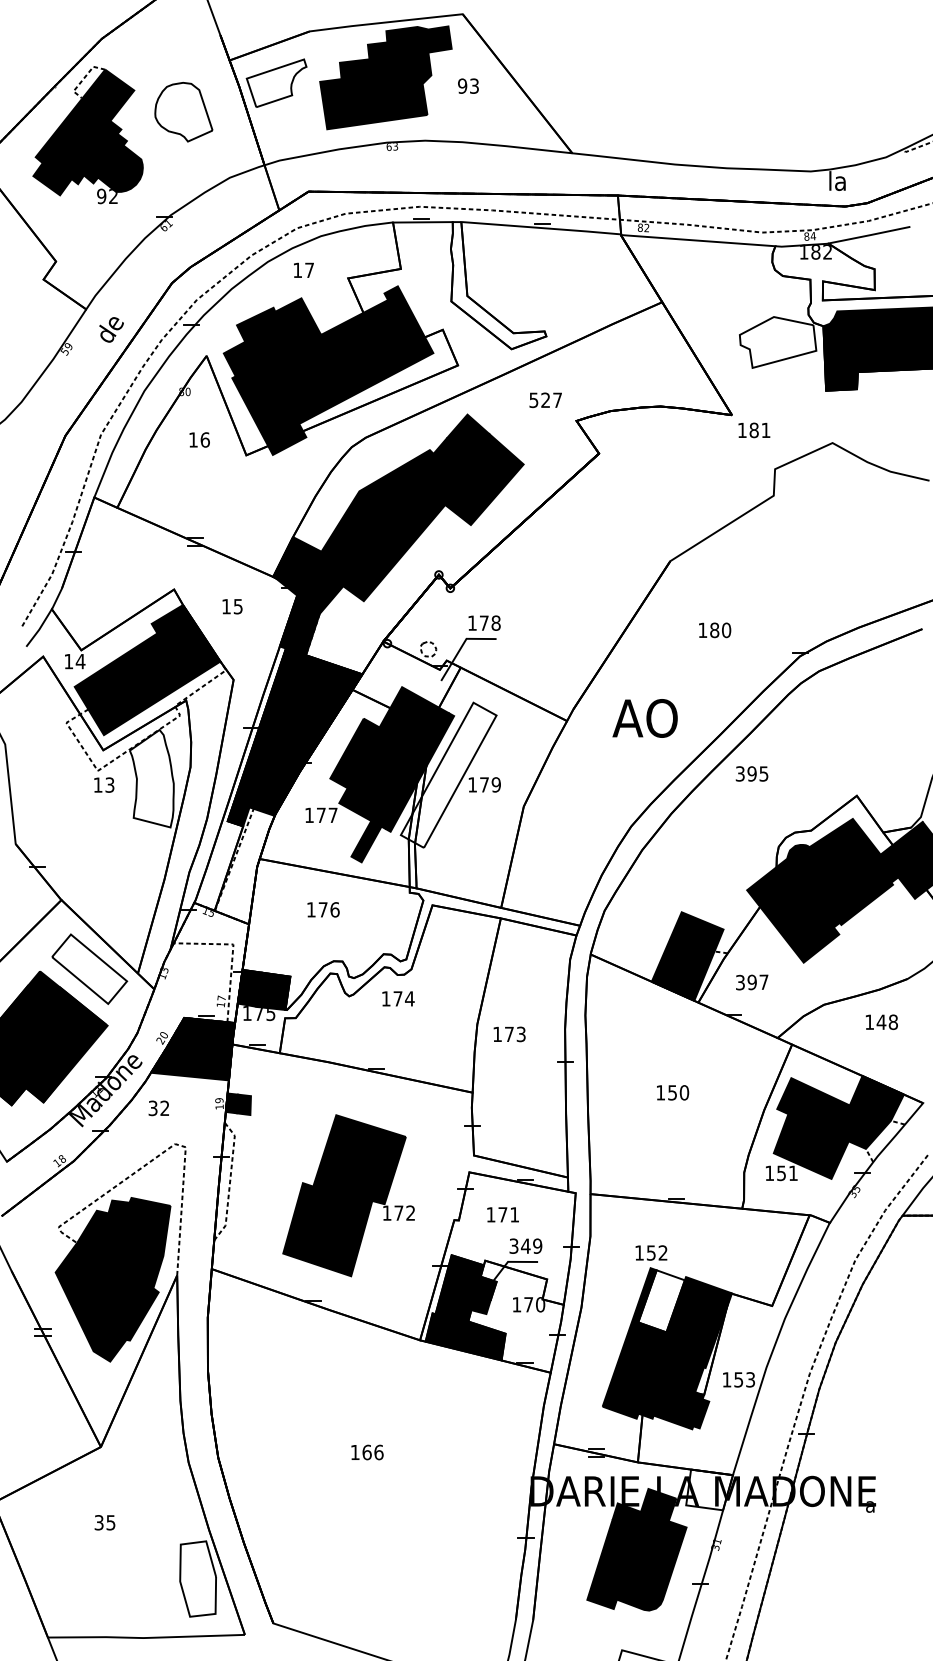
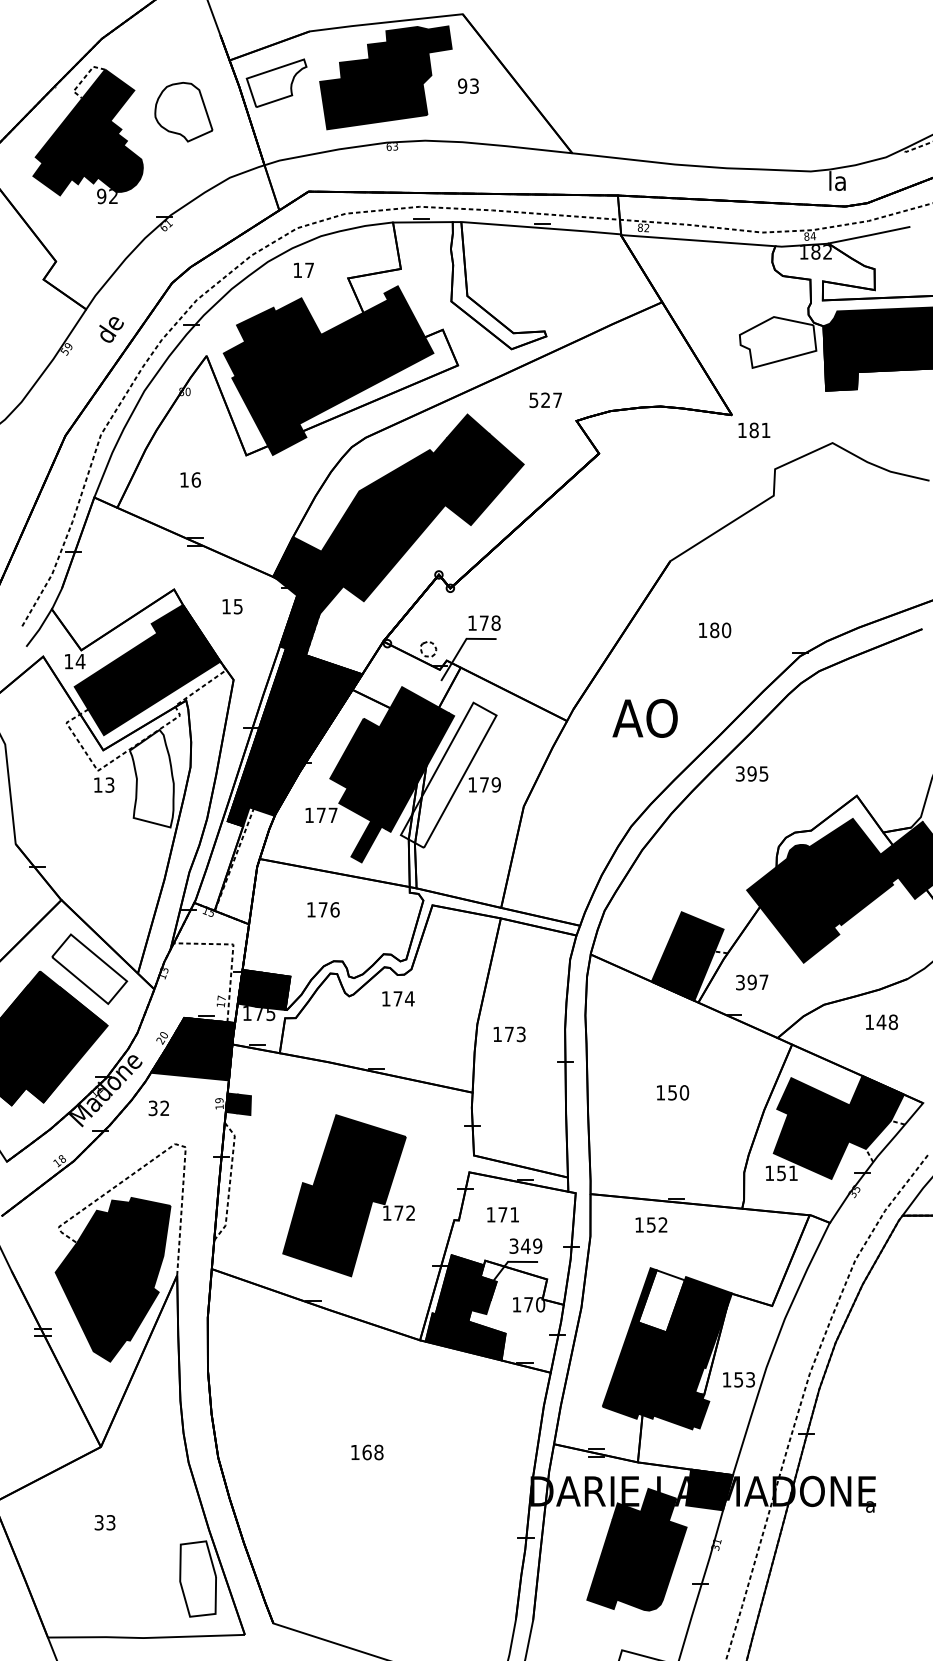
text position: (199, 439) -> (190, 479) (190, 479)
text position: (651, 1252) -> (651, 1224) (651, 1224)
text: 166 -> 168 (378, 1452)
fill: none -> present (709, 1489)
text: 35 -> 33 (111, 1522)
